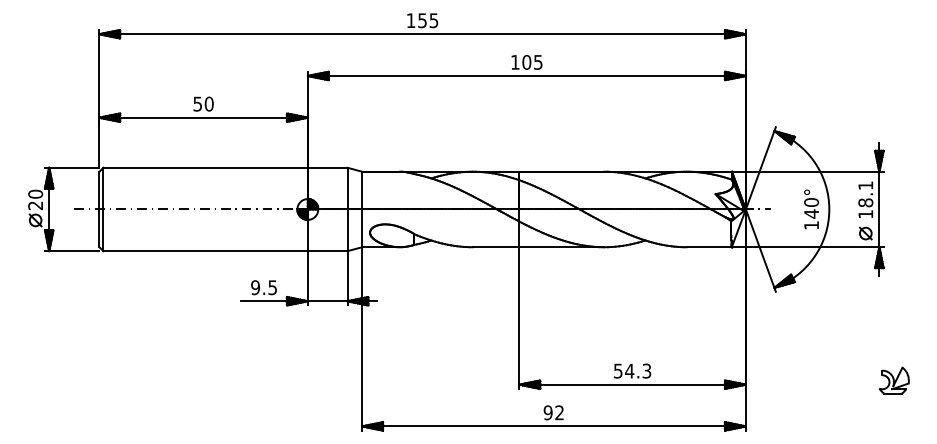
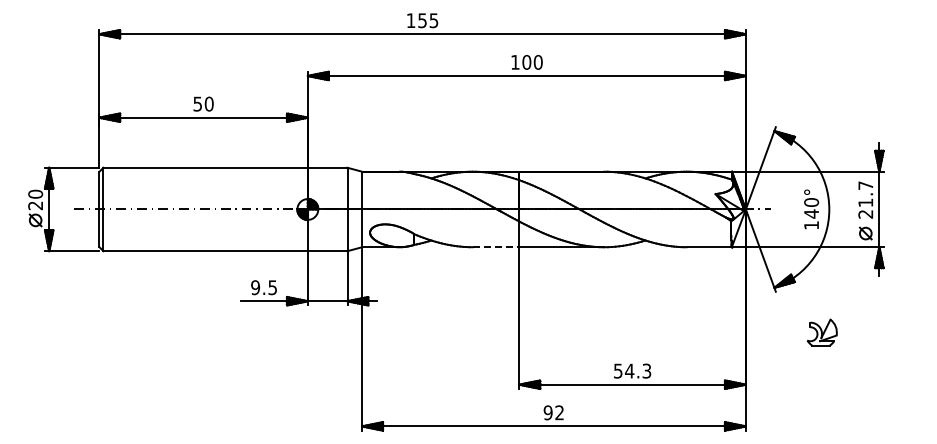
text: 105 -> 100 (537, 61)
text: 18.1 -> 21.7 (865, 199)
line: solid -> dashed (496, 247)
part position: (893, 380) -> (821, 332) (821, 332)
